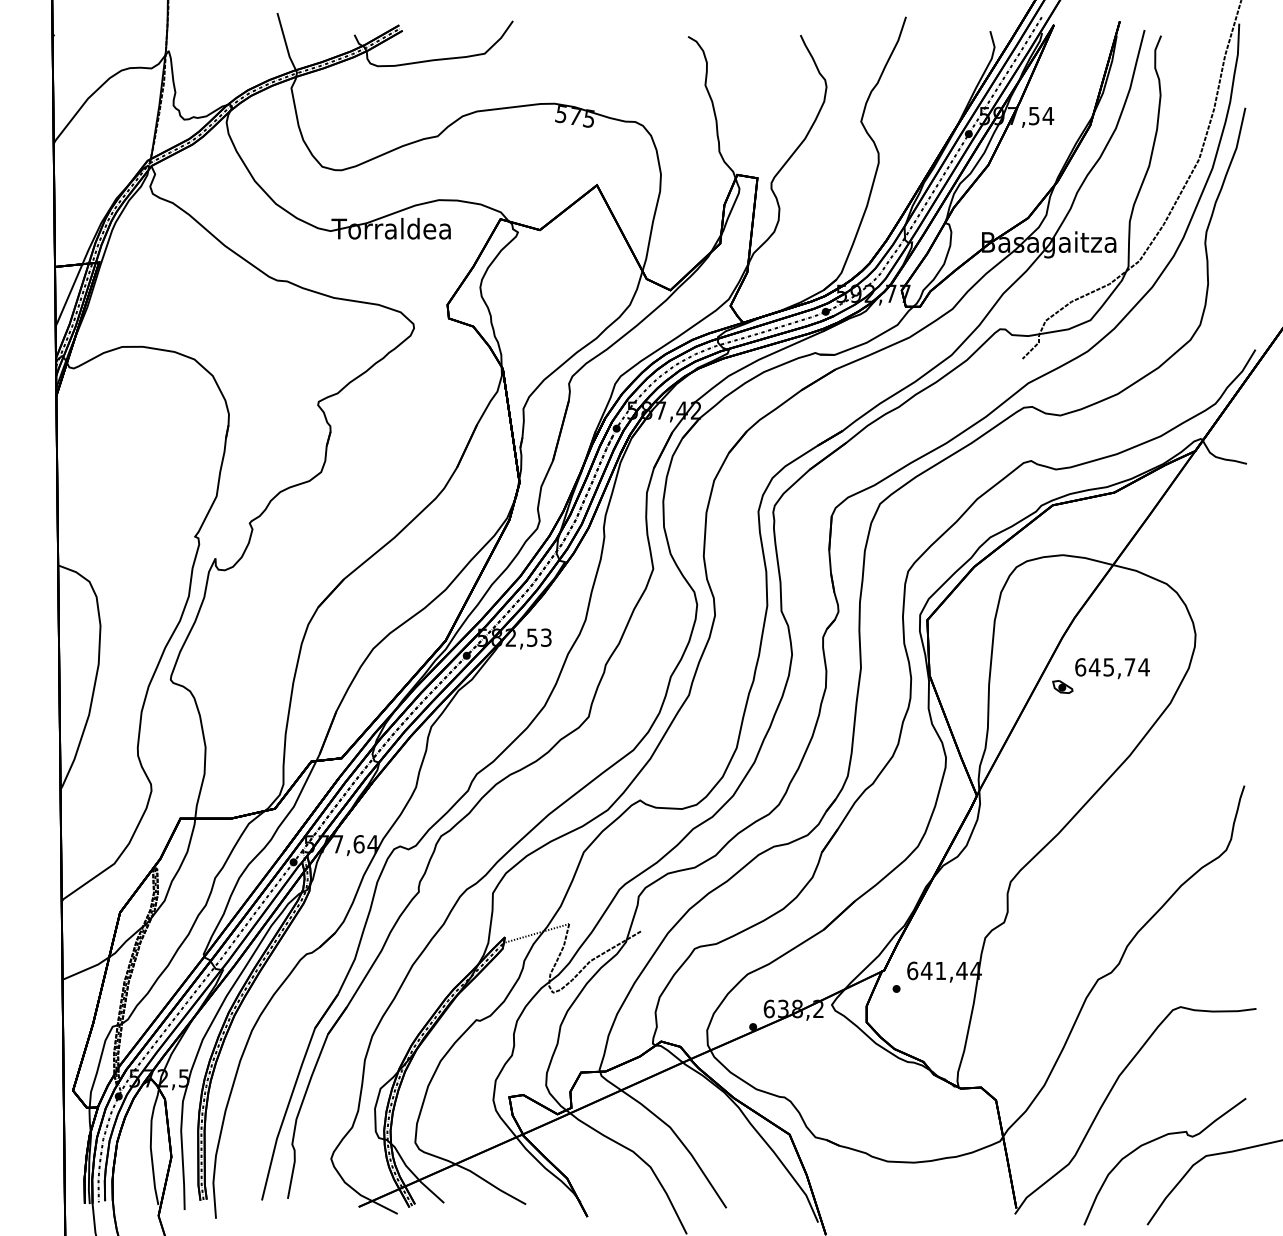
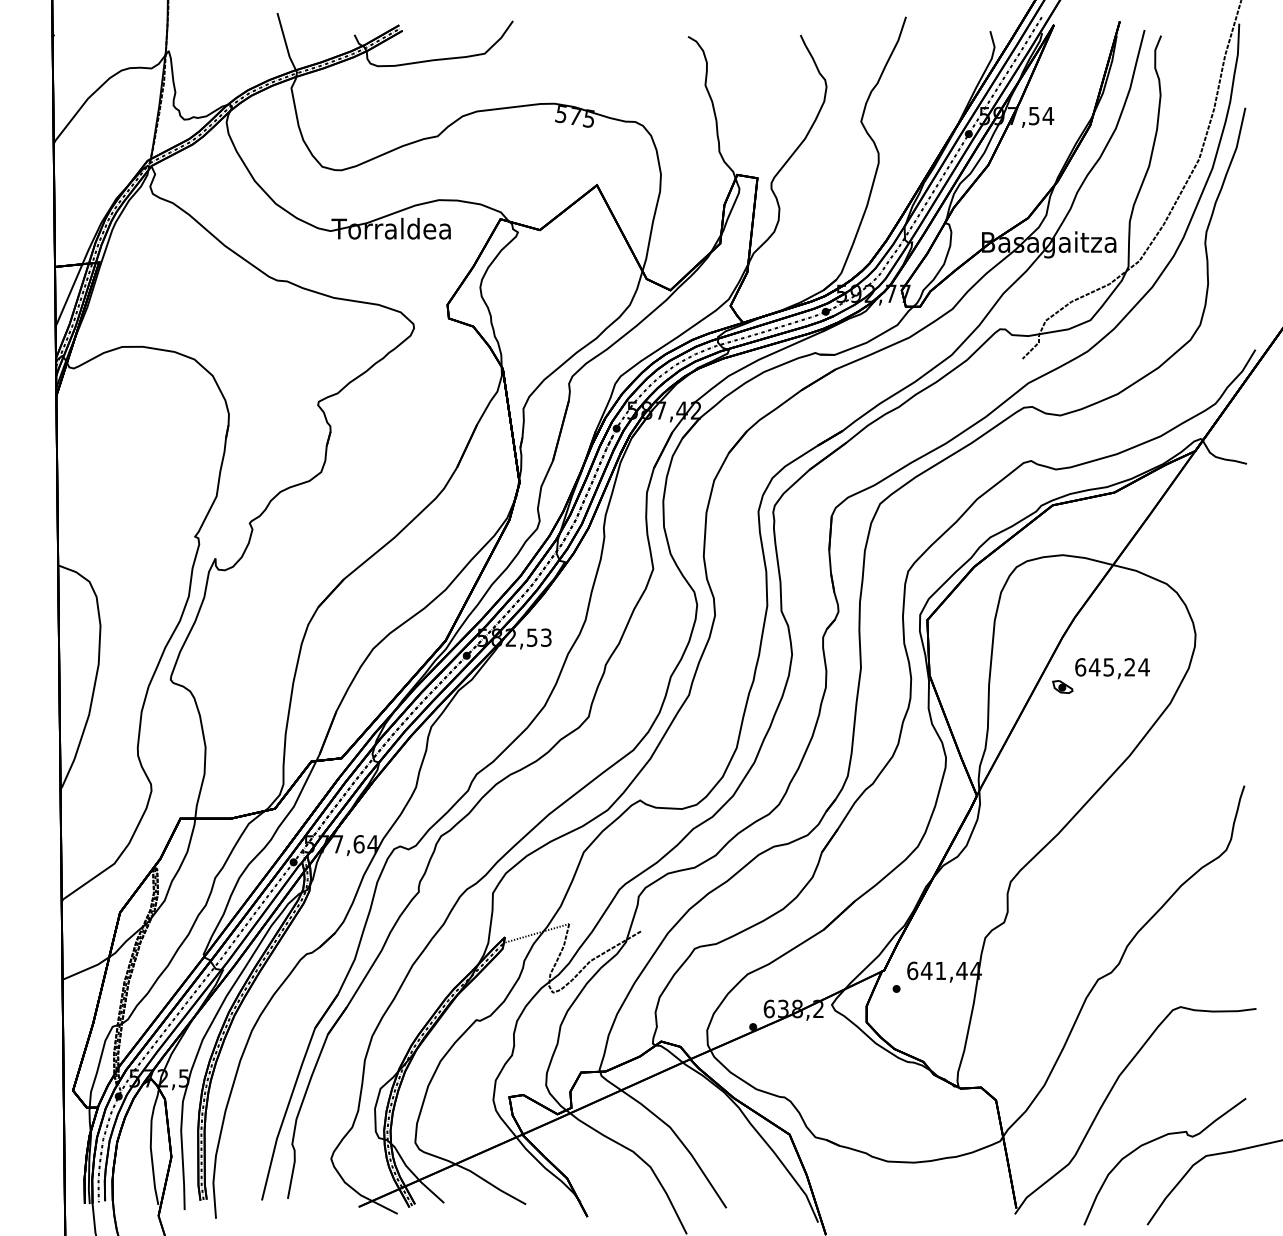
text: 645,74 -> 645,24 (1129, 667)
